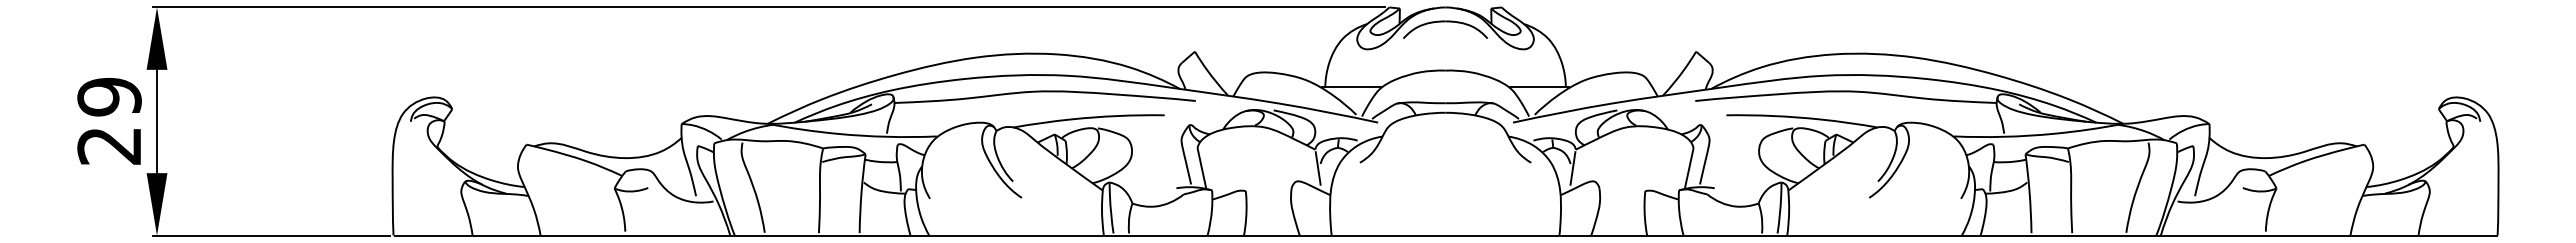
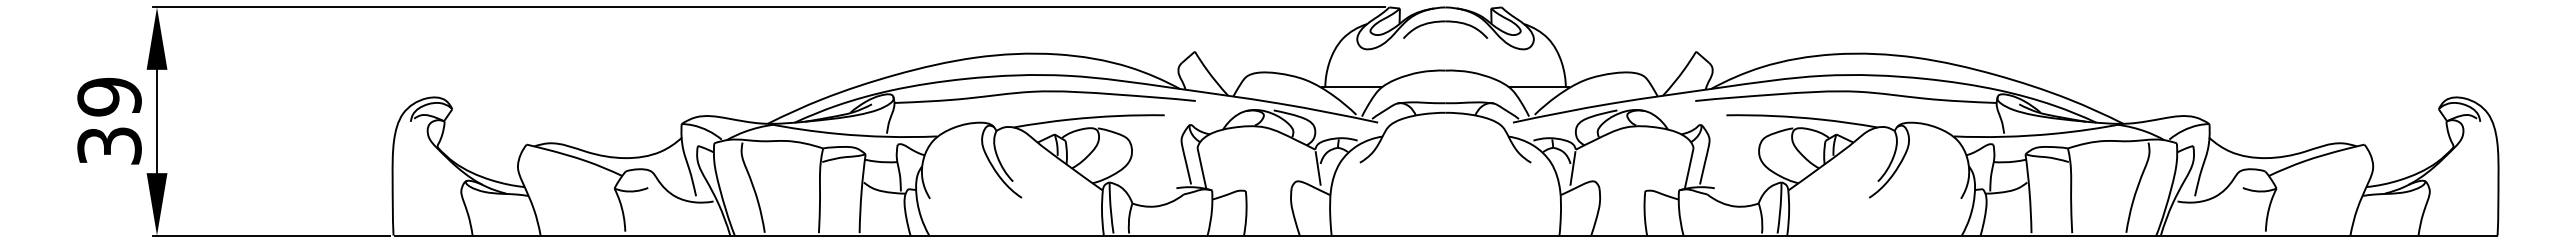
text: 29 -> 39 (109, 145)
